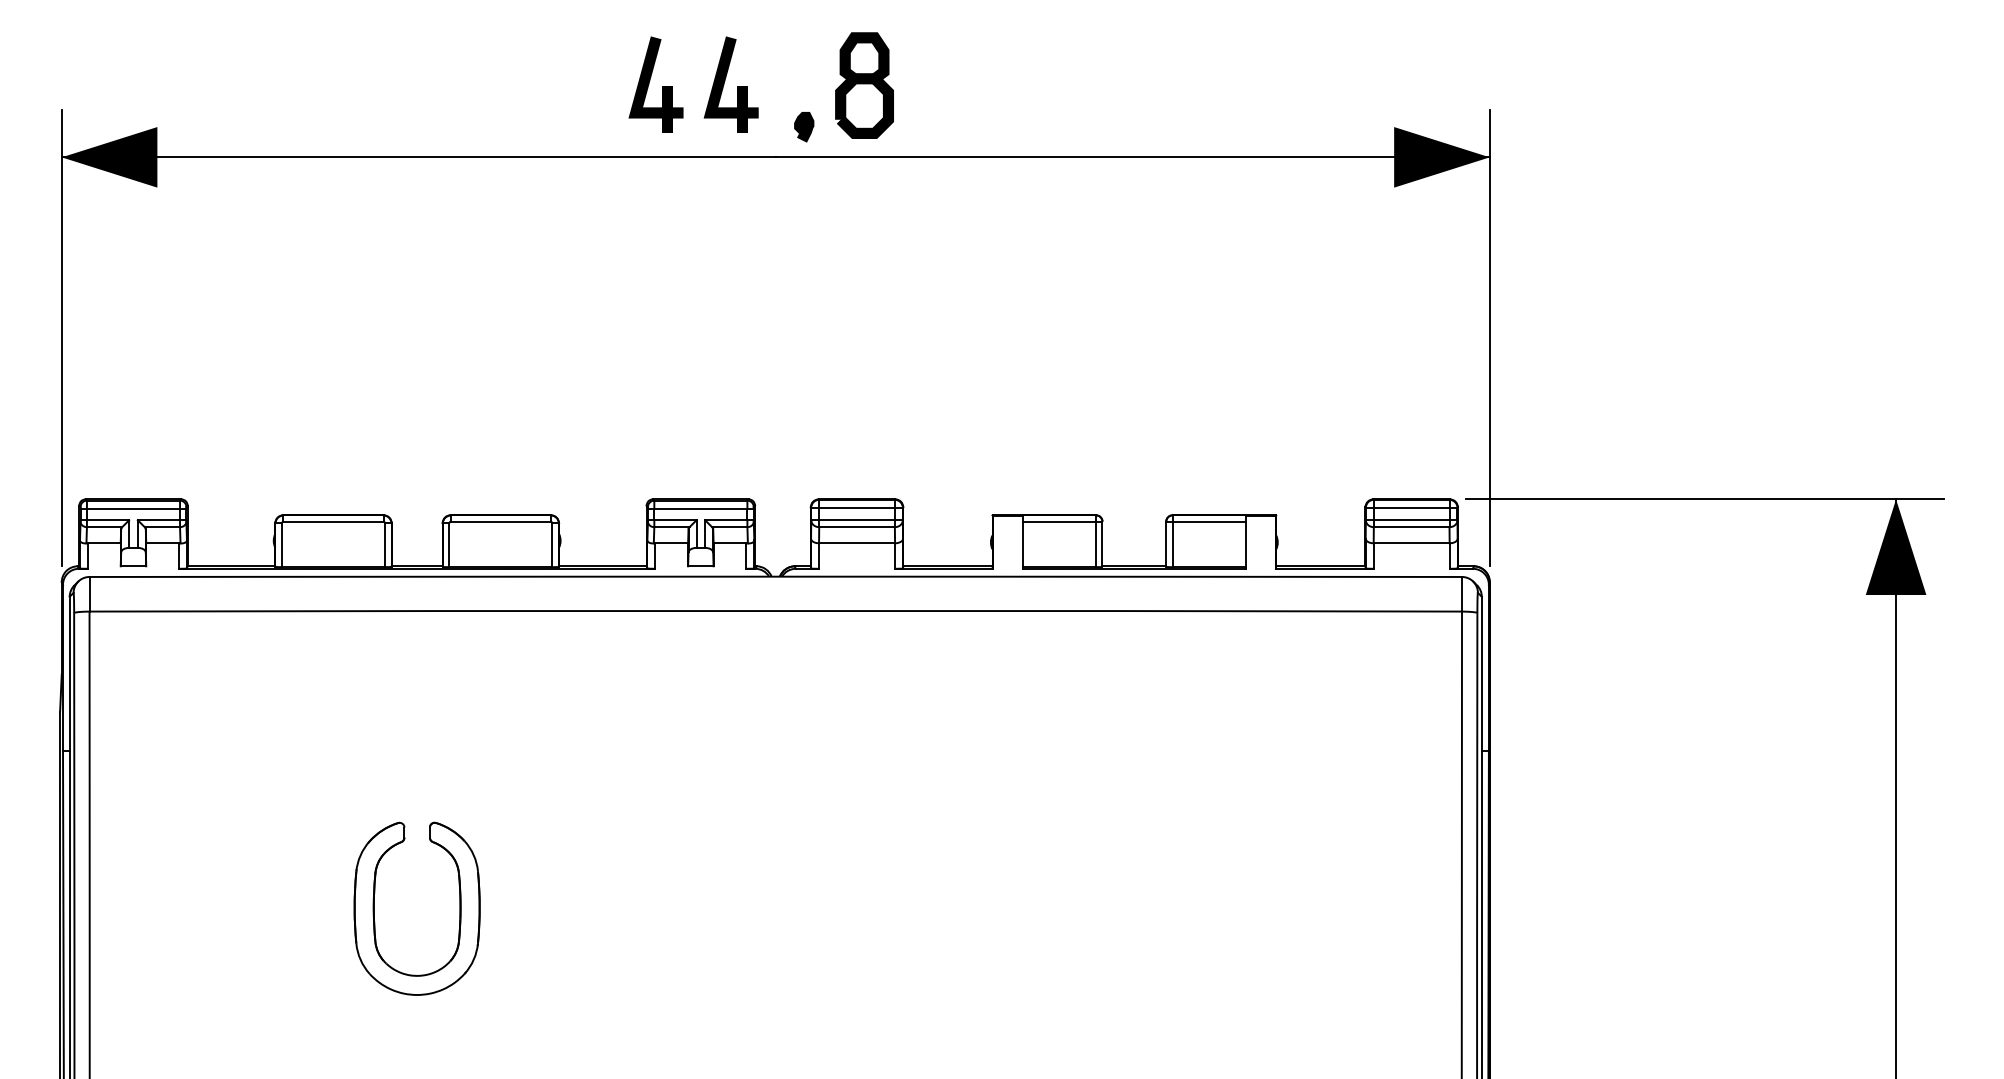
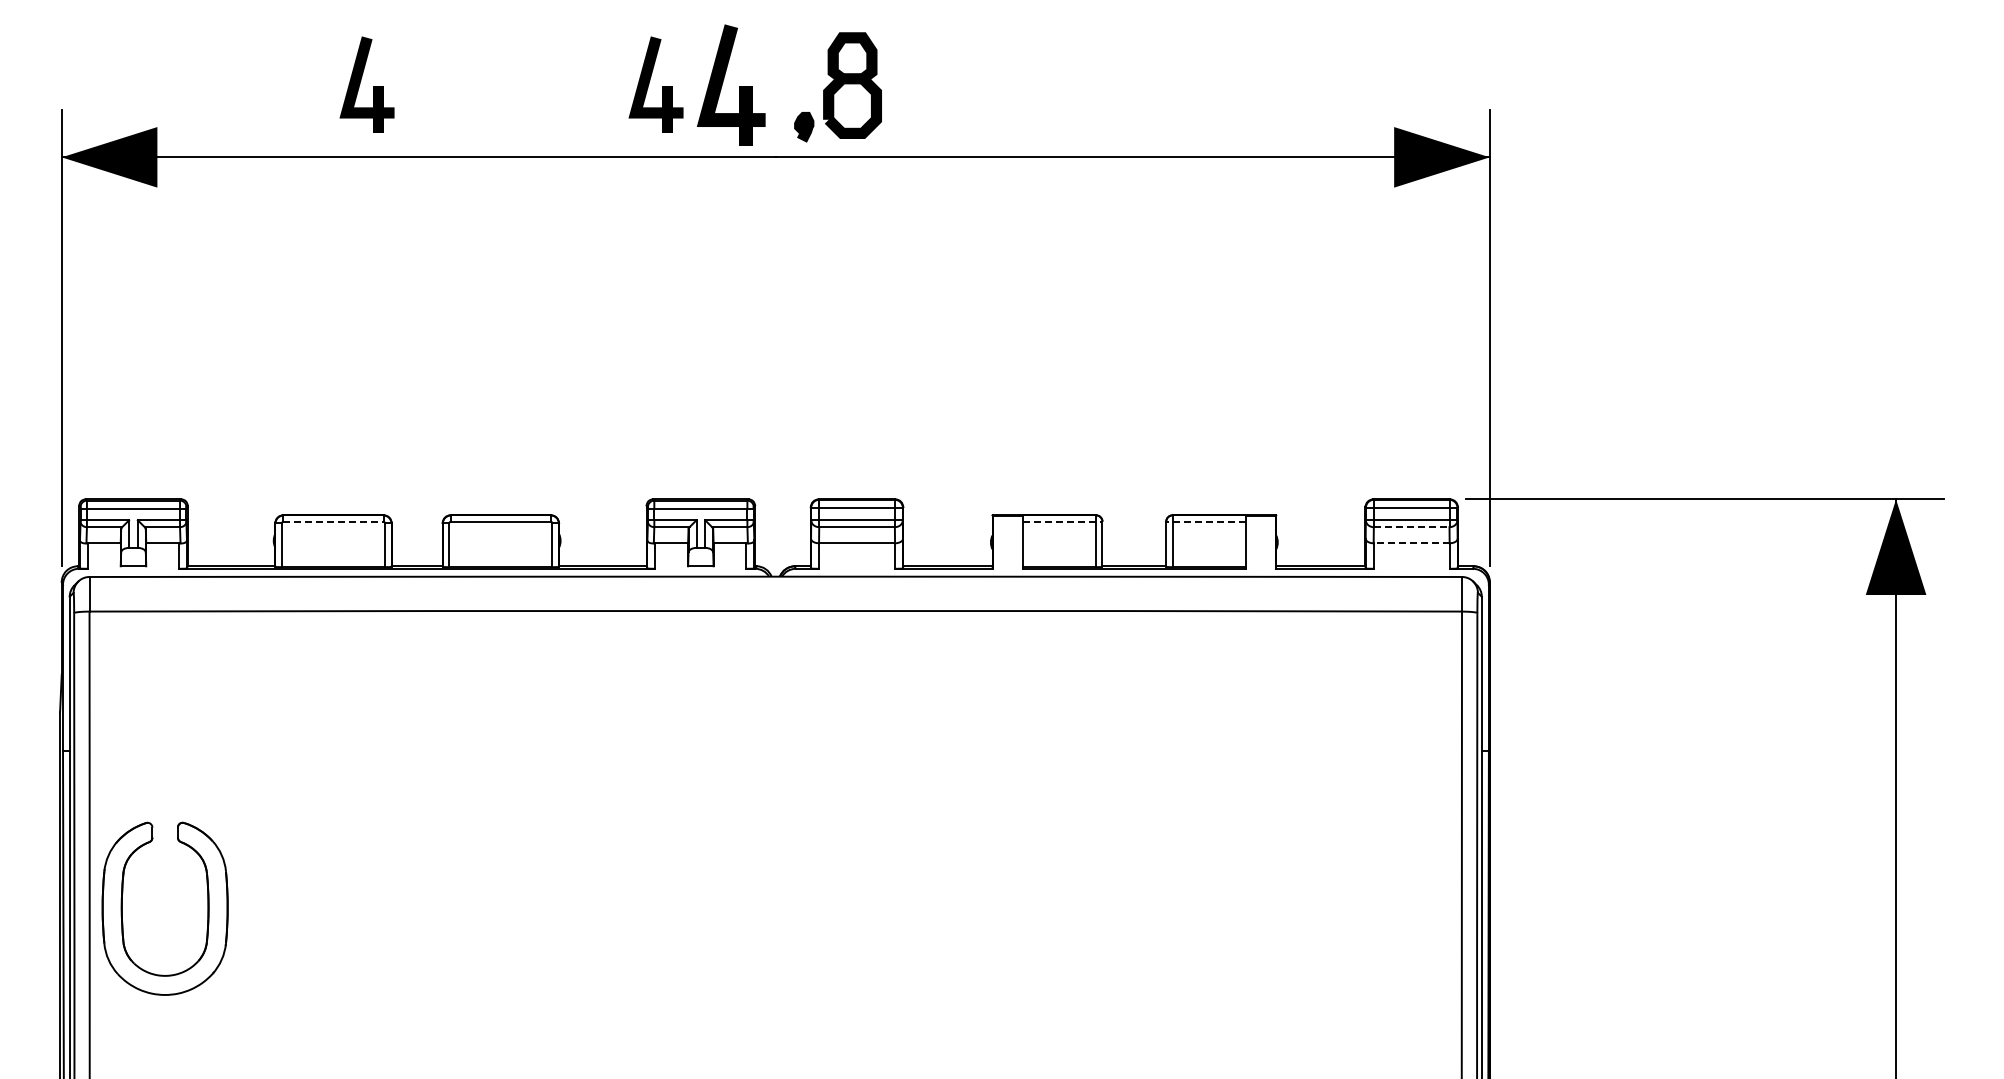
part: none -> present (366, 84)
part size: 56x97 px -> 69x122 px (731, 84)
part position: (864, 85) -> (852, 85) (852, 85)
line: solid -> dashed (334, 521)
line: solid -> dashed (1062, 521)
line: solid -> dashed (1206, 521)
line: solid -> dashed (1411, 527)
line: solid -> dashed (1411, 543)
part position: (374, 908) -> (122, 908) (122, 908)
